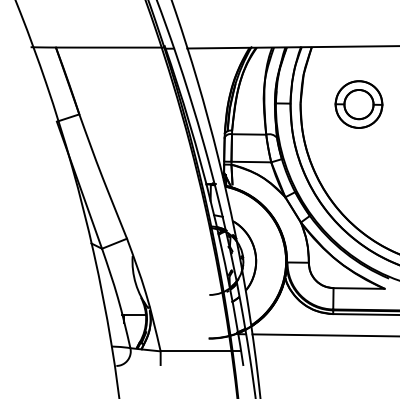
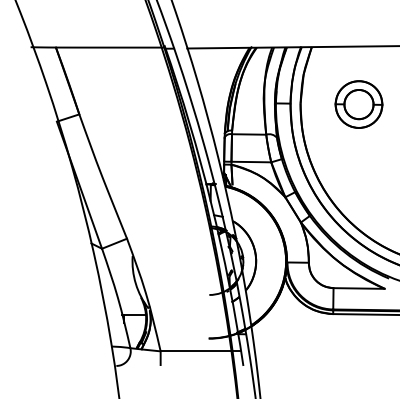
line: present -> none (324, 335)
